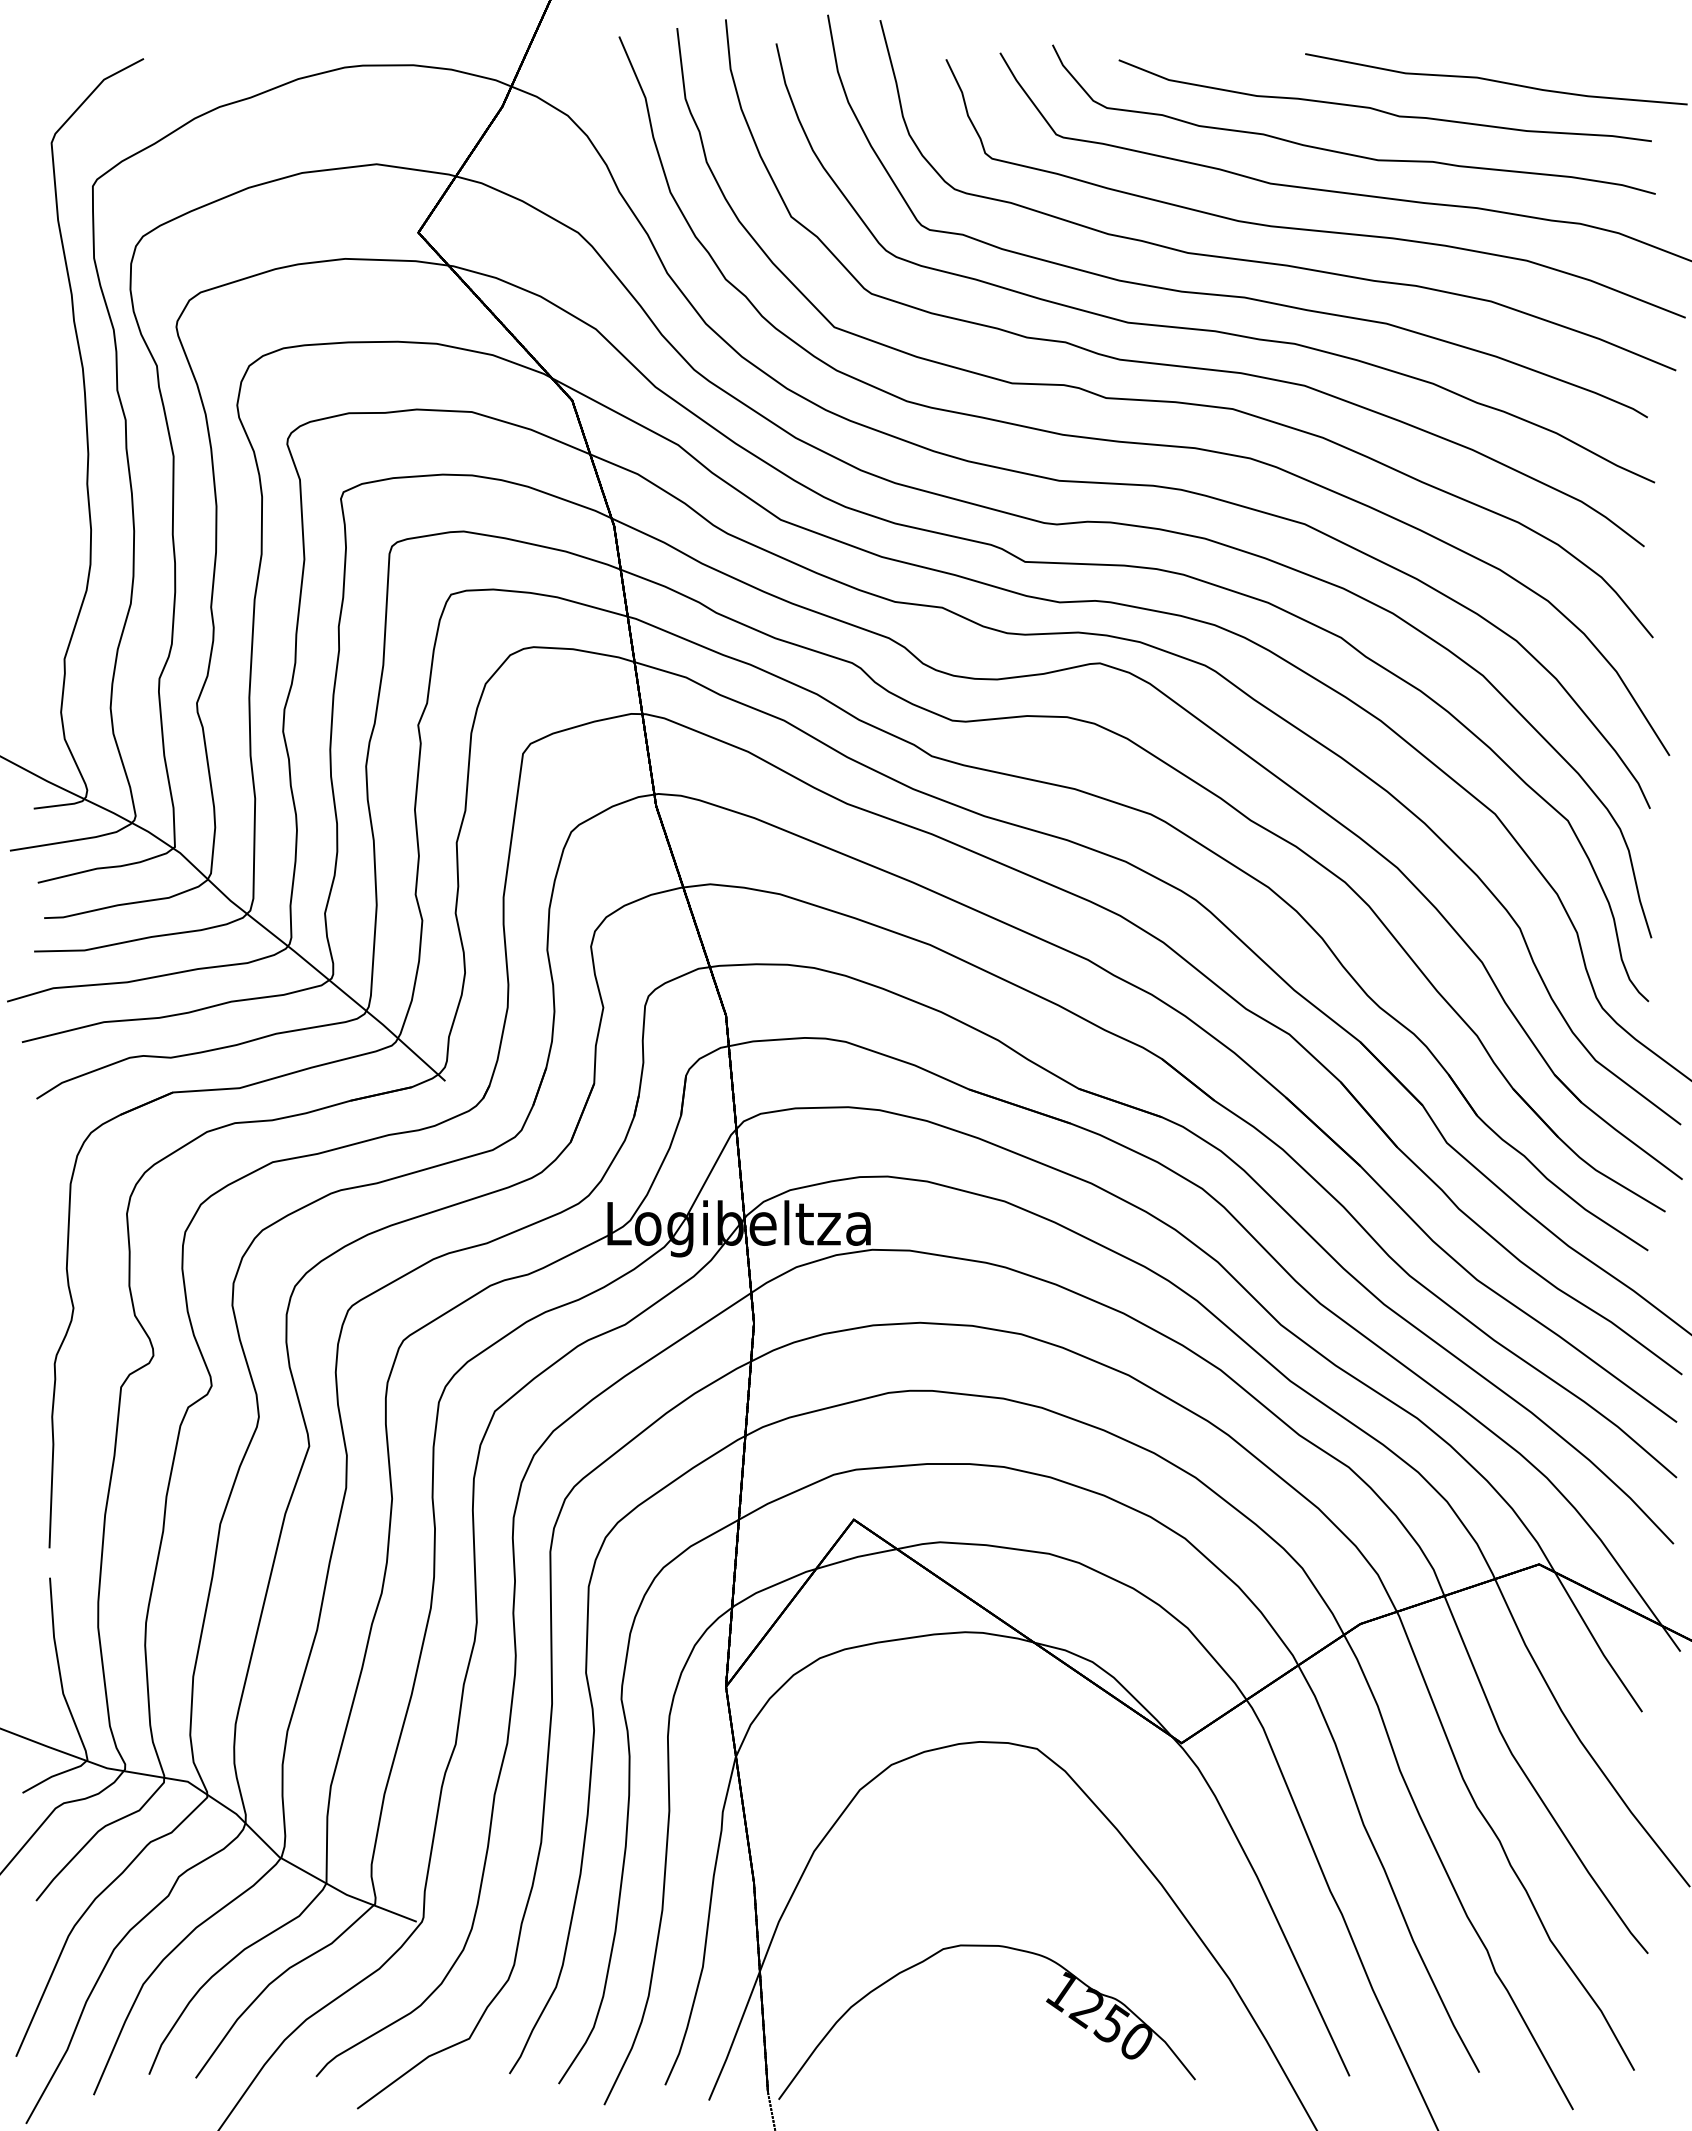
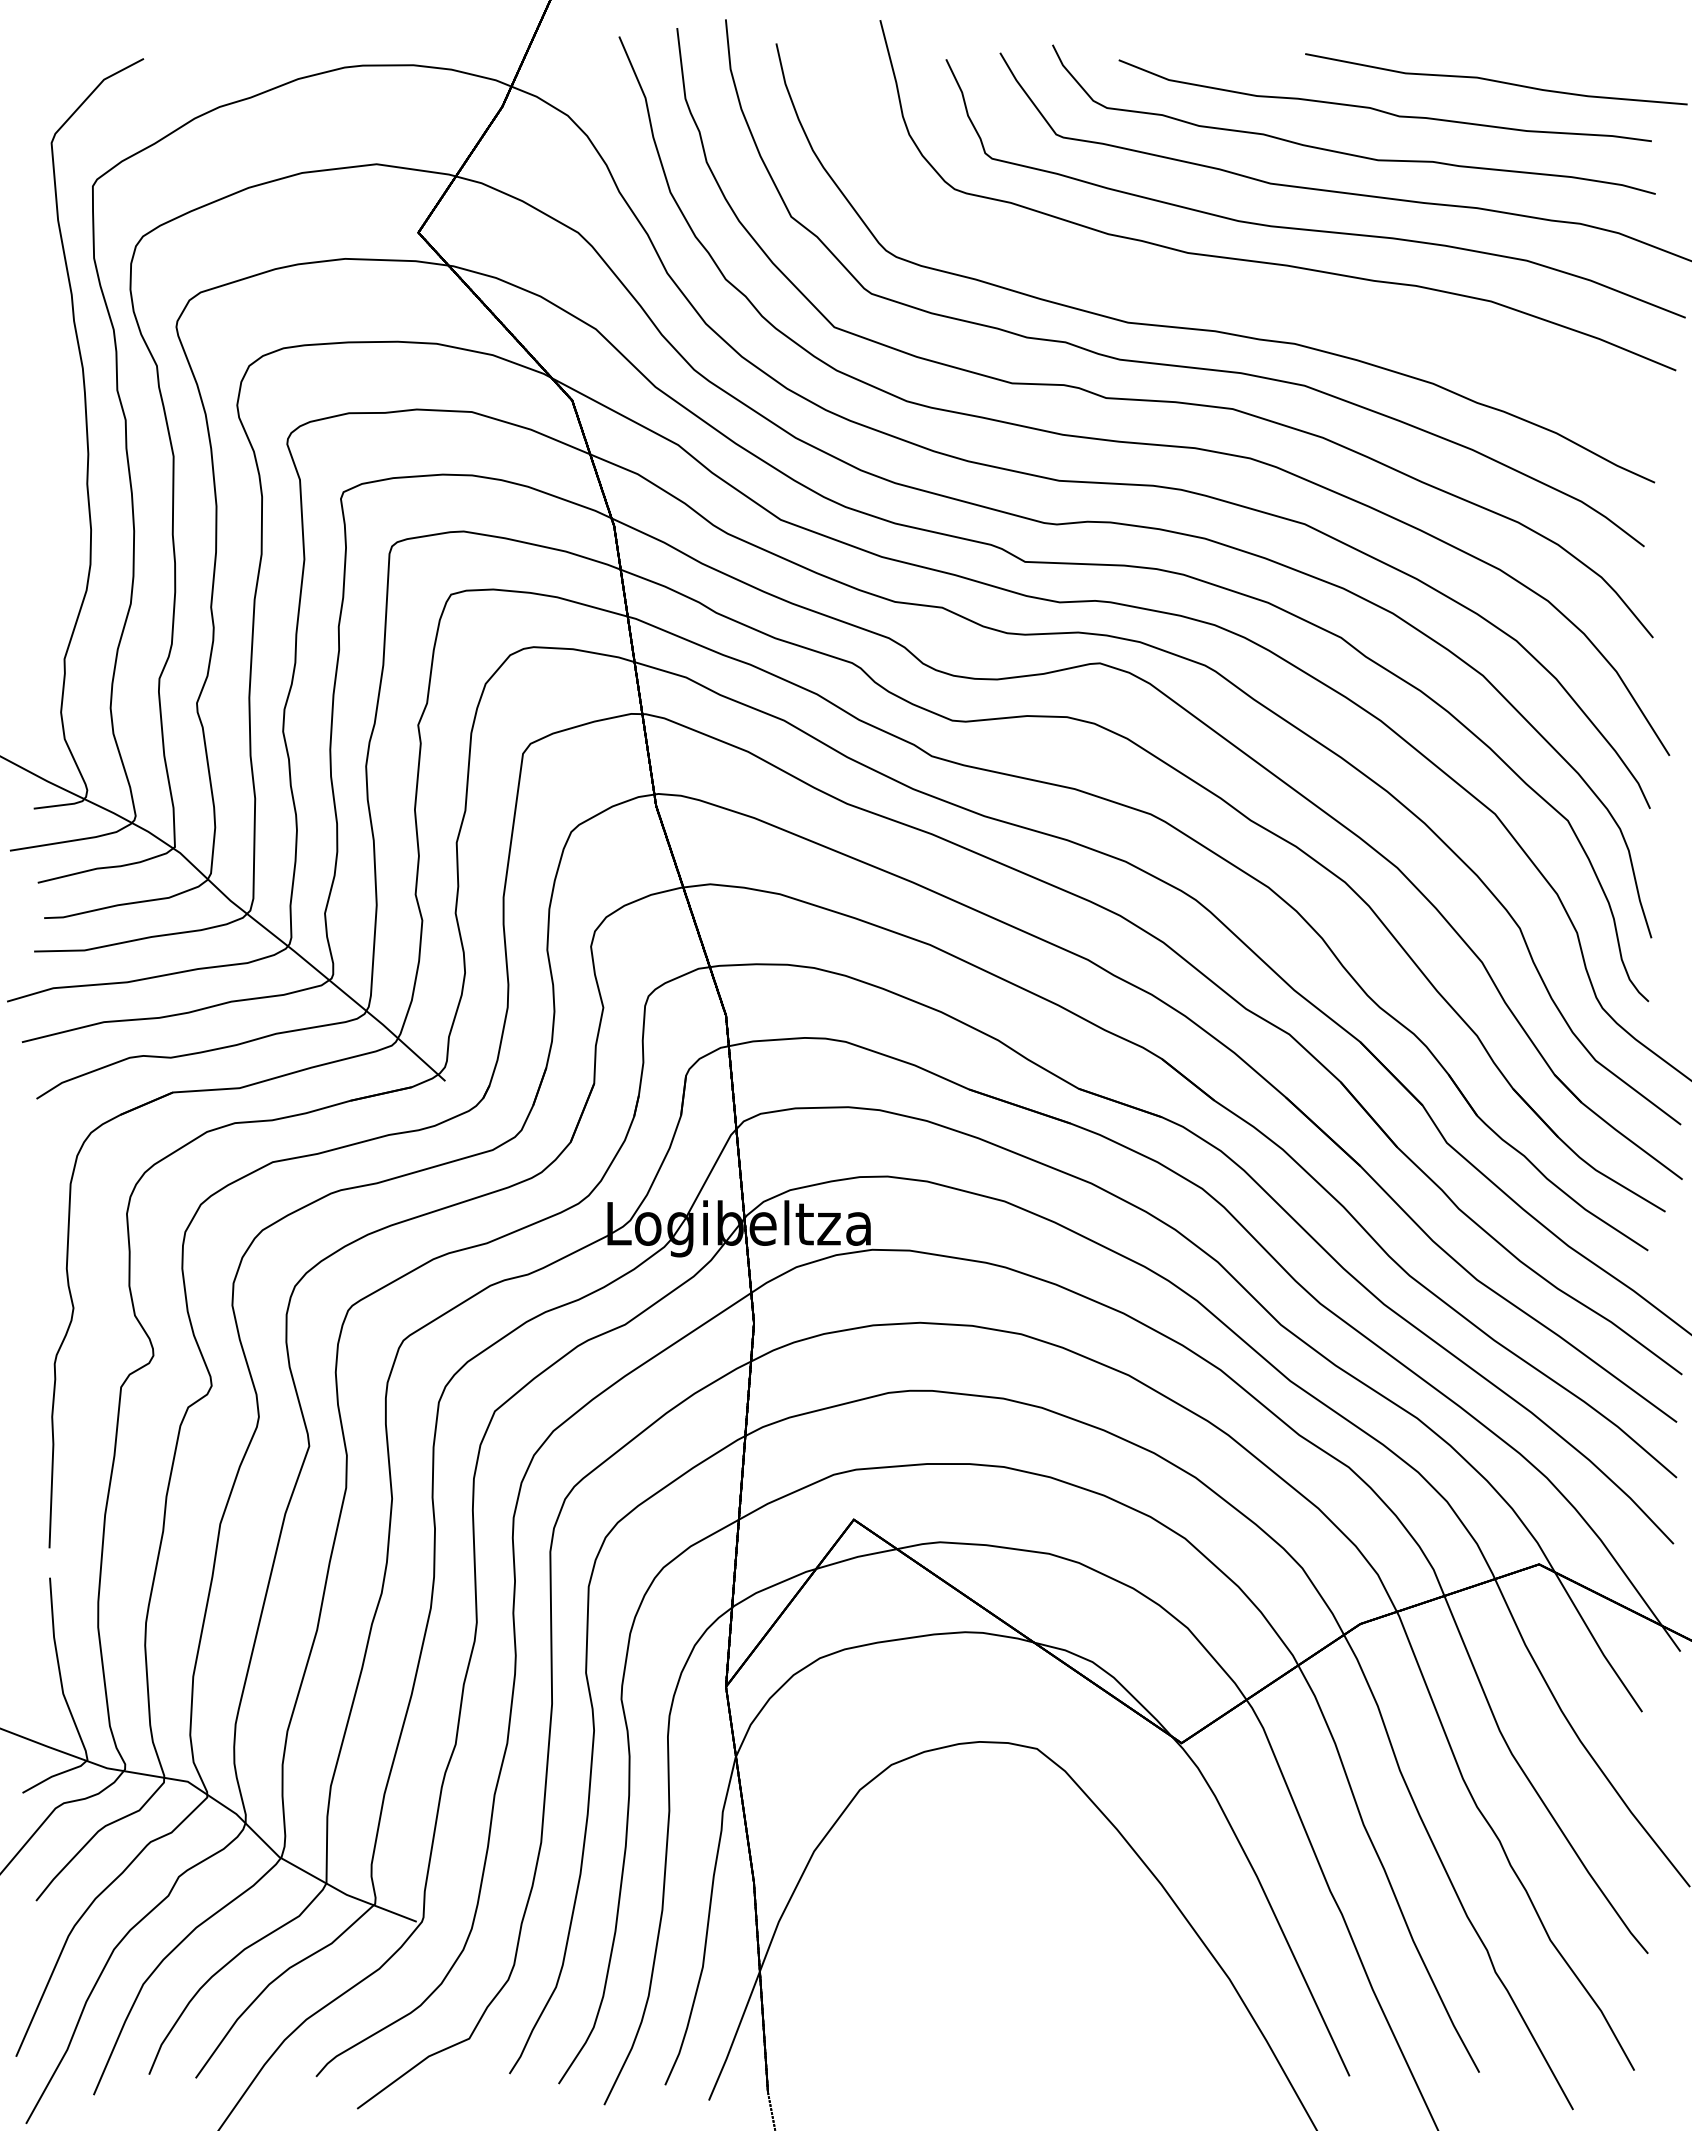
part: present -> none (1226, 294)
part: present -> none (1046, 2002)
